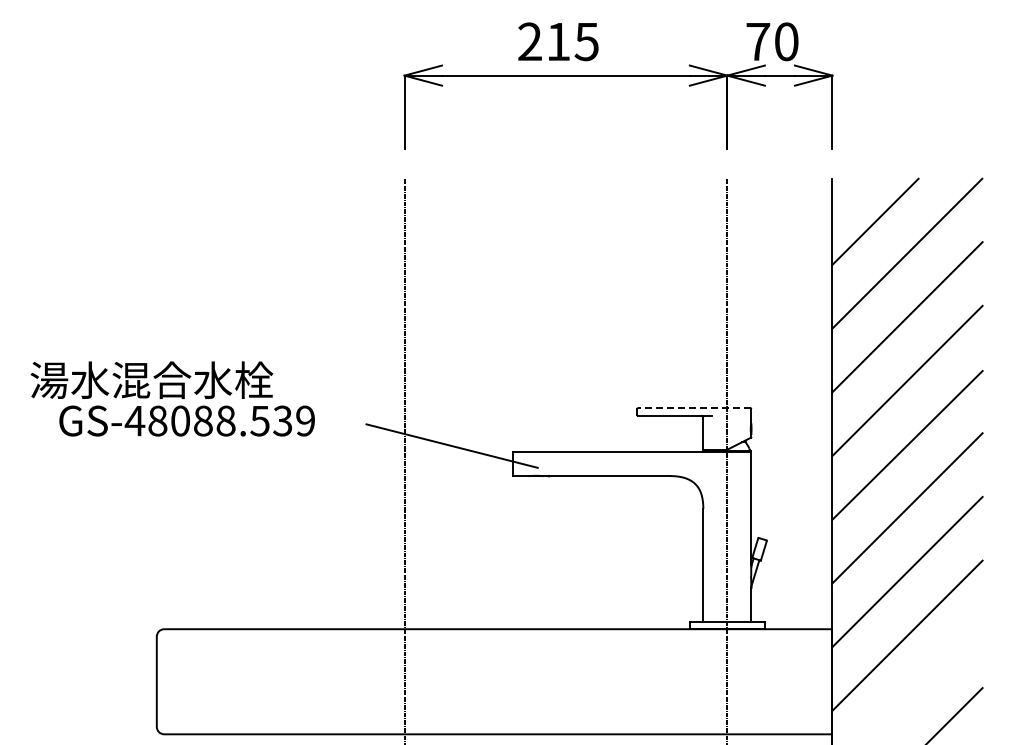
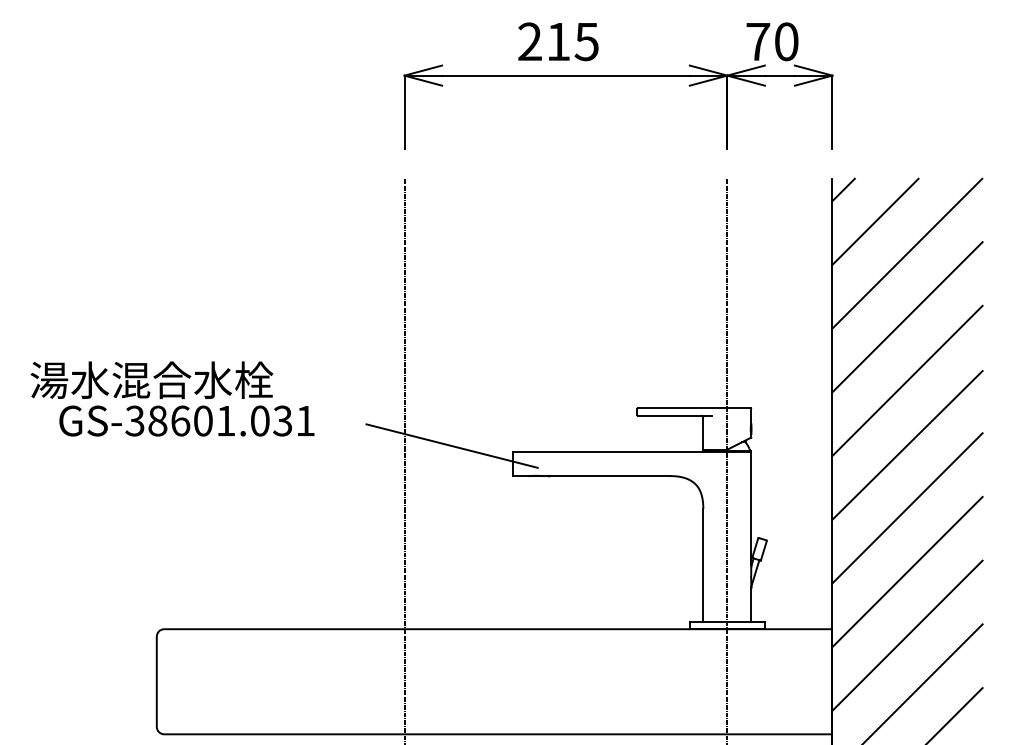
line: none -> present (843, 189)
line: dashed -> solid (693, 408)
text: GS-48088.539 -> GS-38601.031 (219, 420)
line: none -> present (923, 682)
